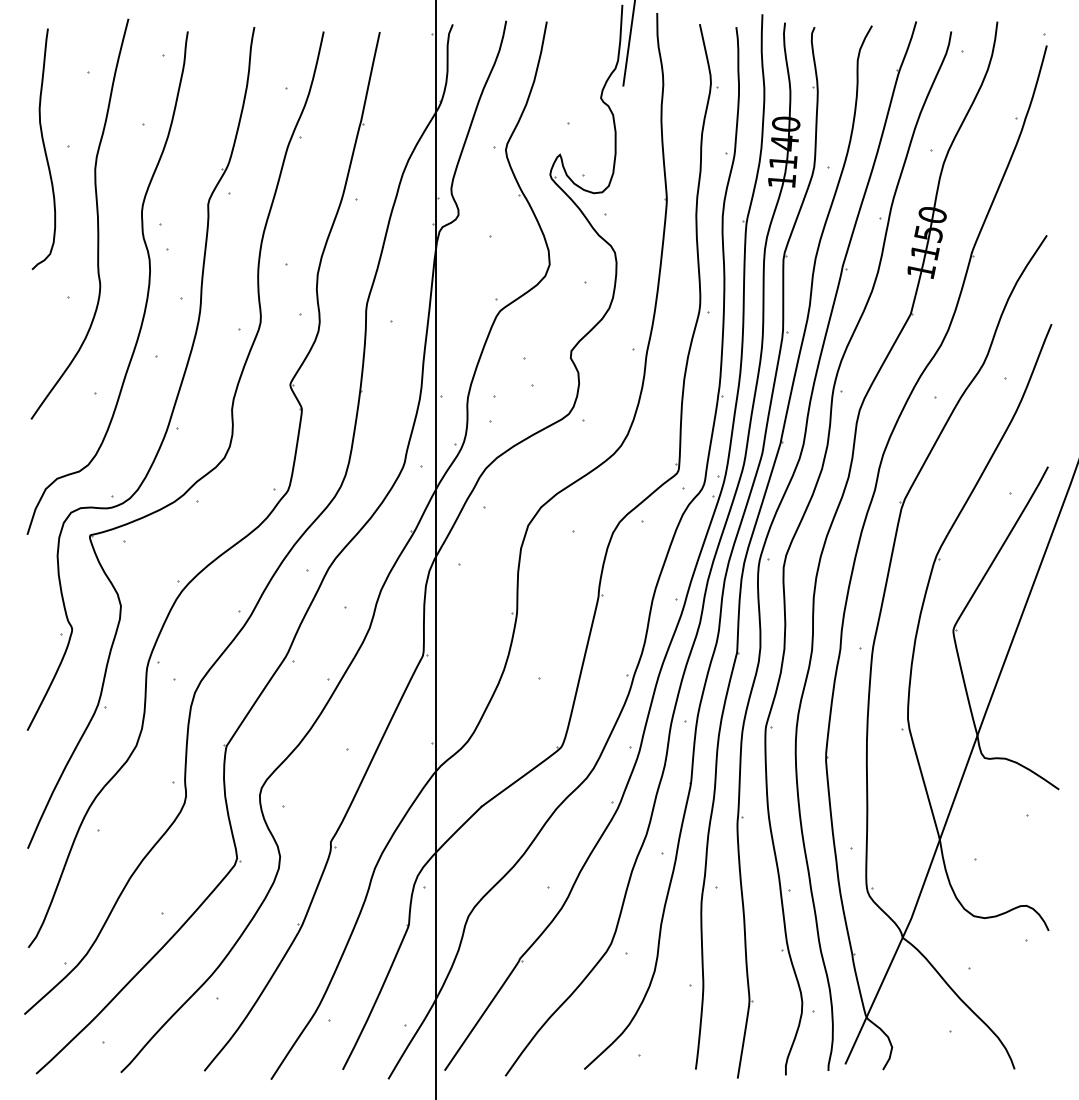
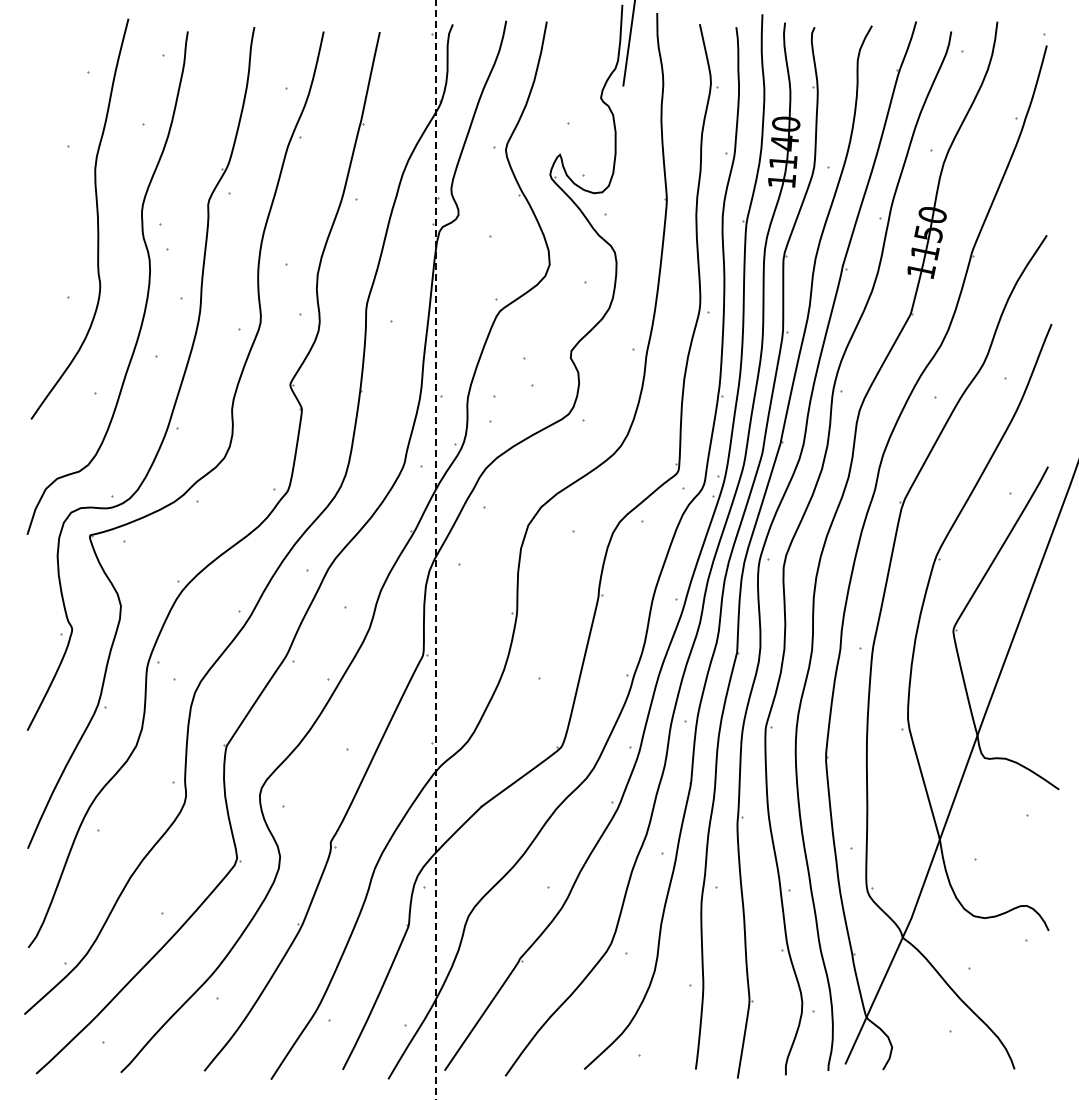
curve: present -> none (43, 148)
line: solid -> dashed (436, 549)
